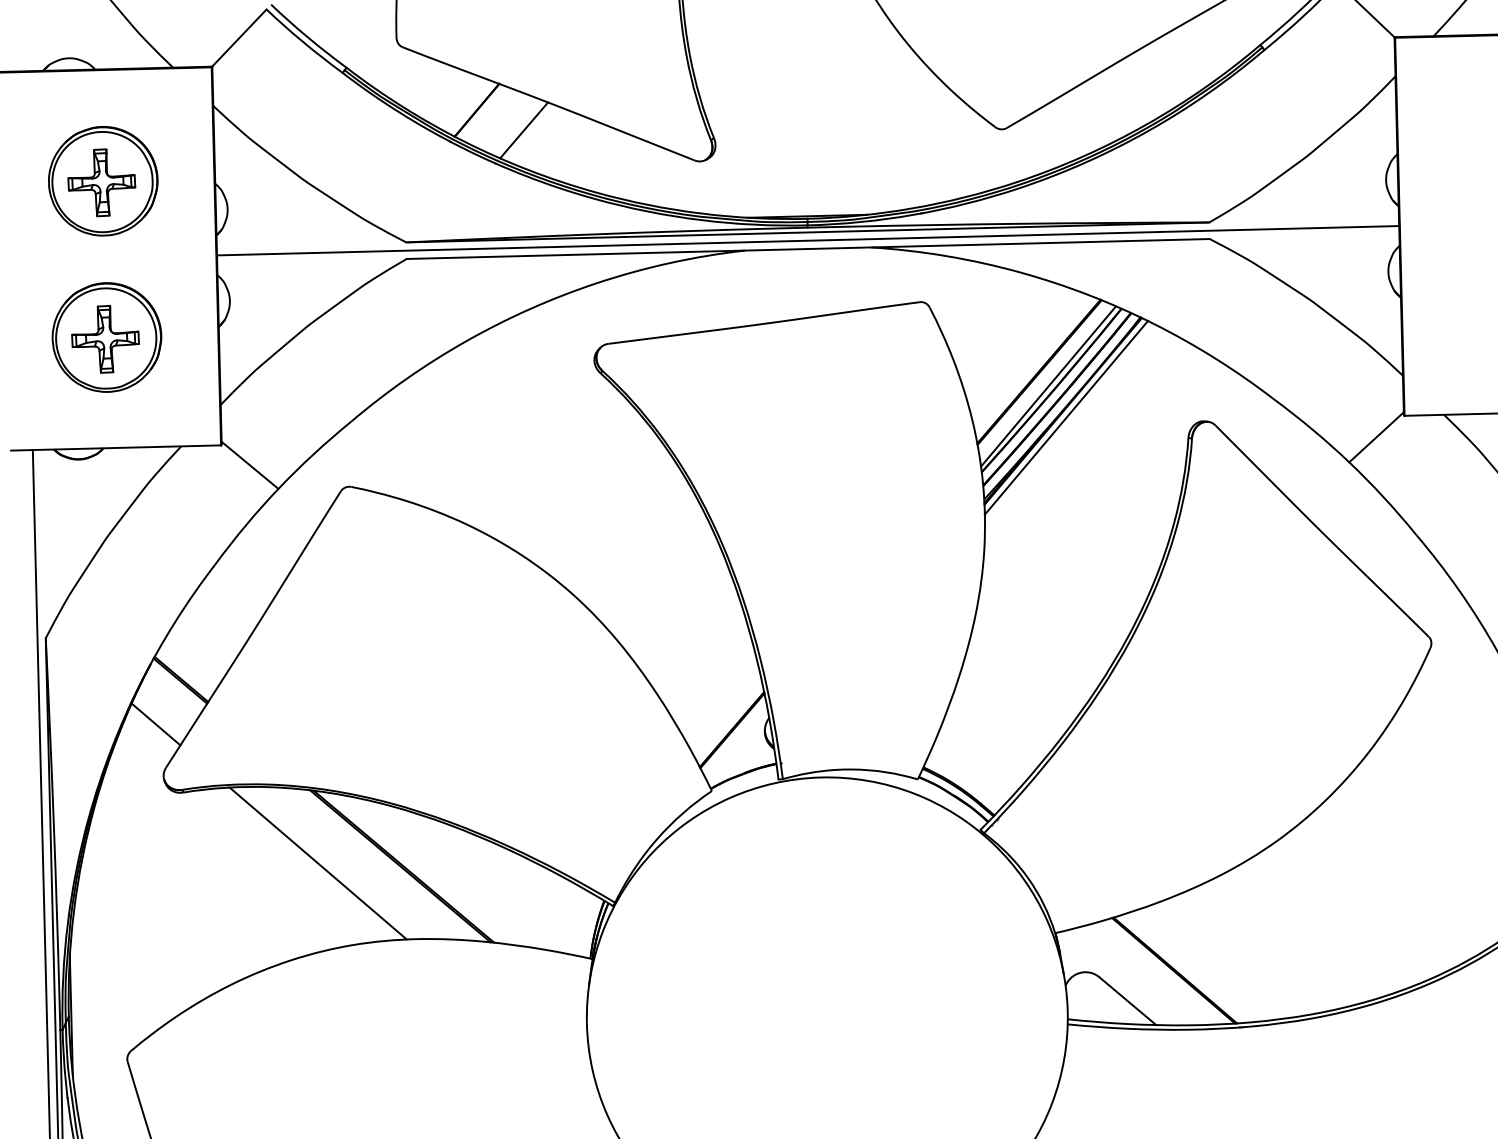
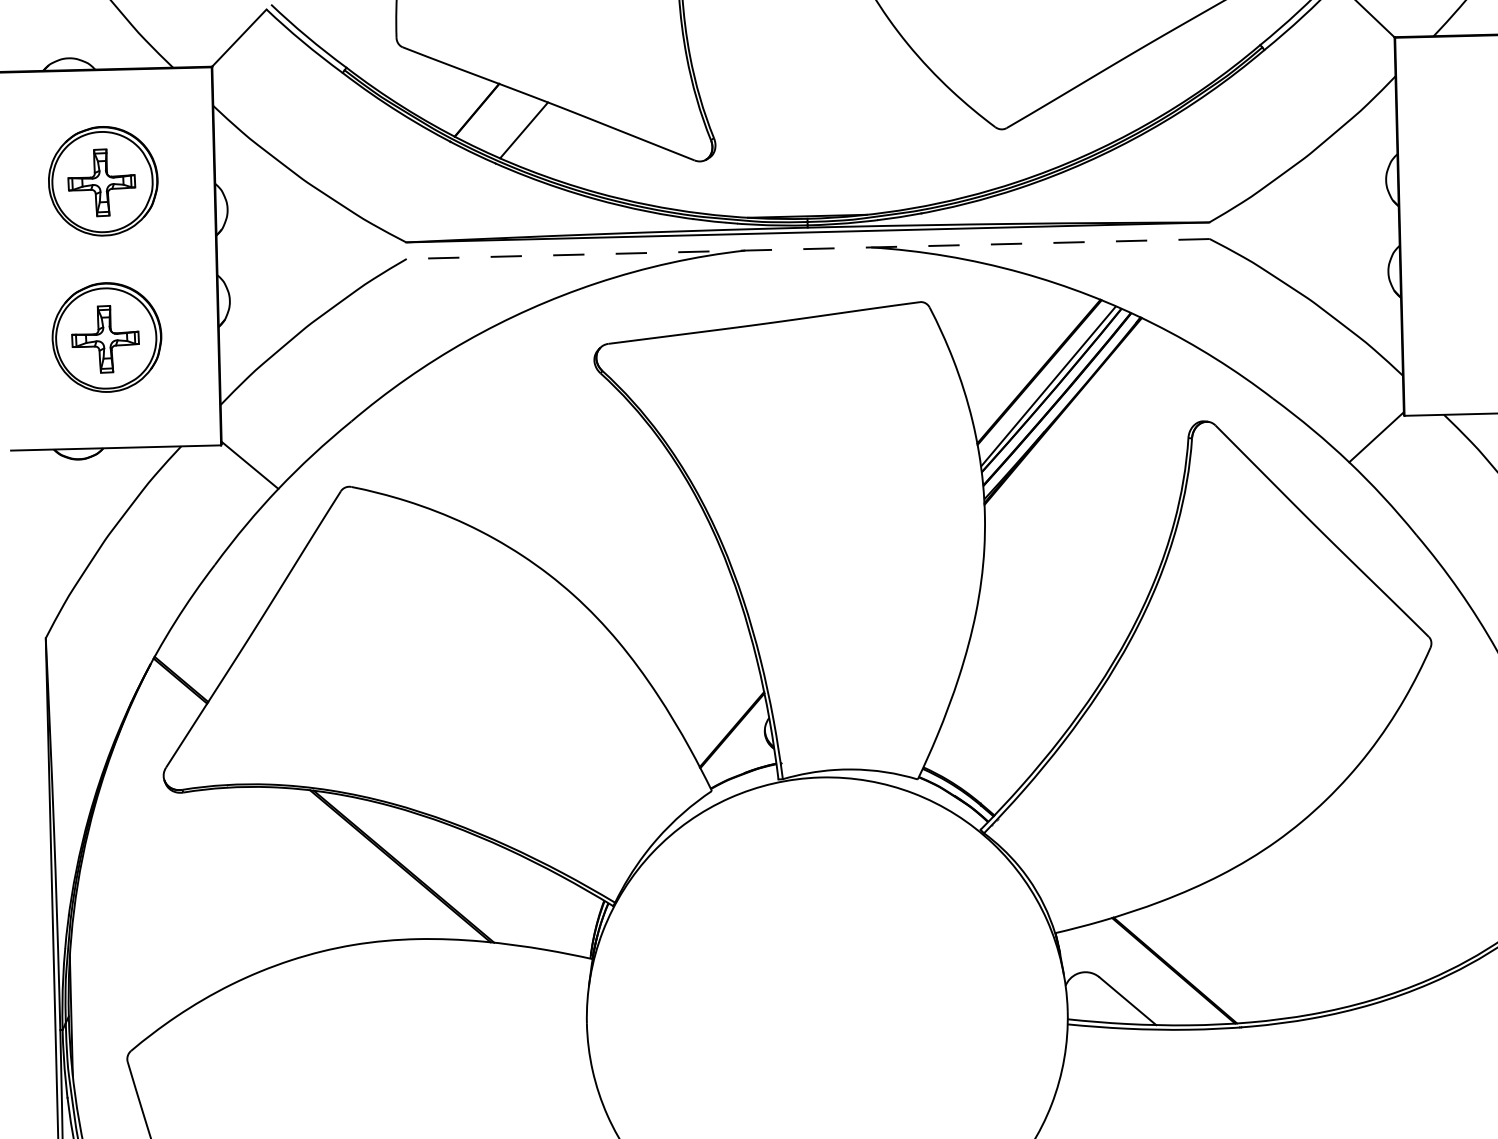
line: present -> none (808, 240)
line: solid -> dashed (808, 249)
line: present -> none (1066, 417)
line: present -> none (155, 724)
line: present -> none (40, 792)
line: present -> none (317, 863)
